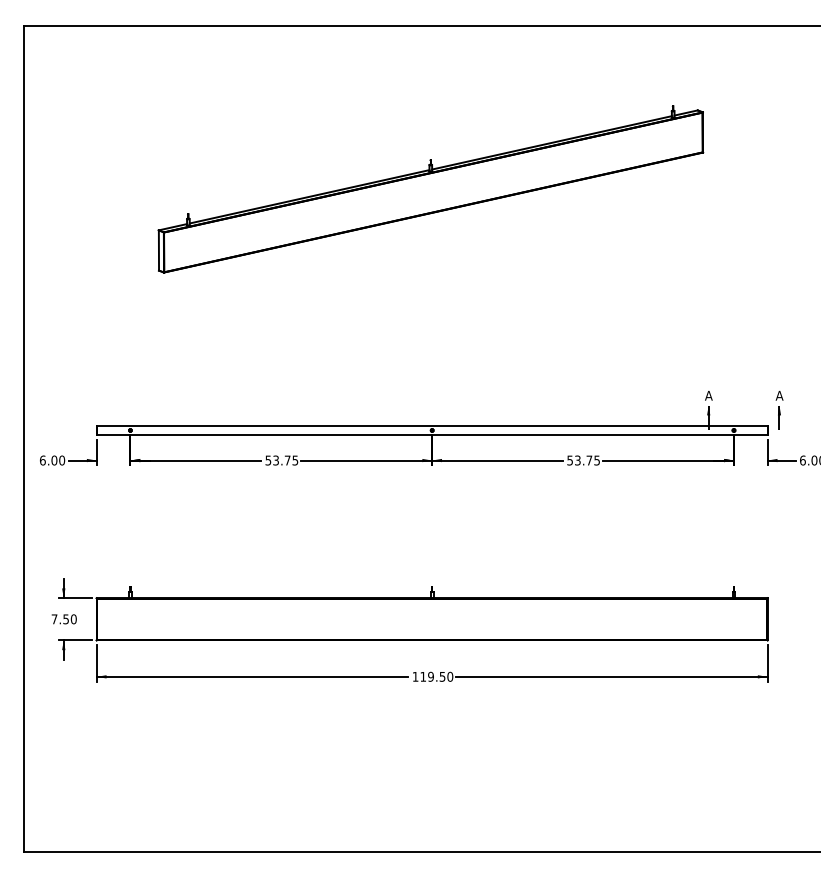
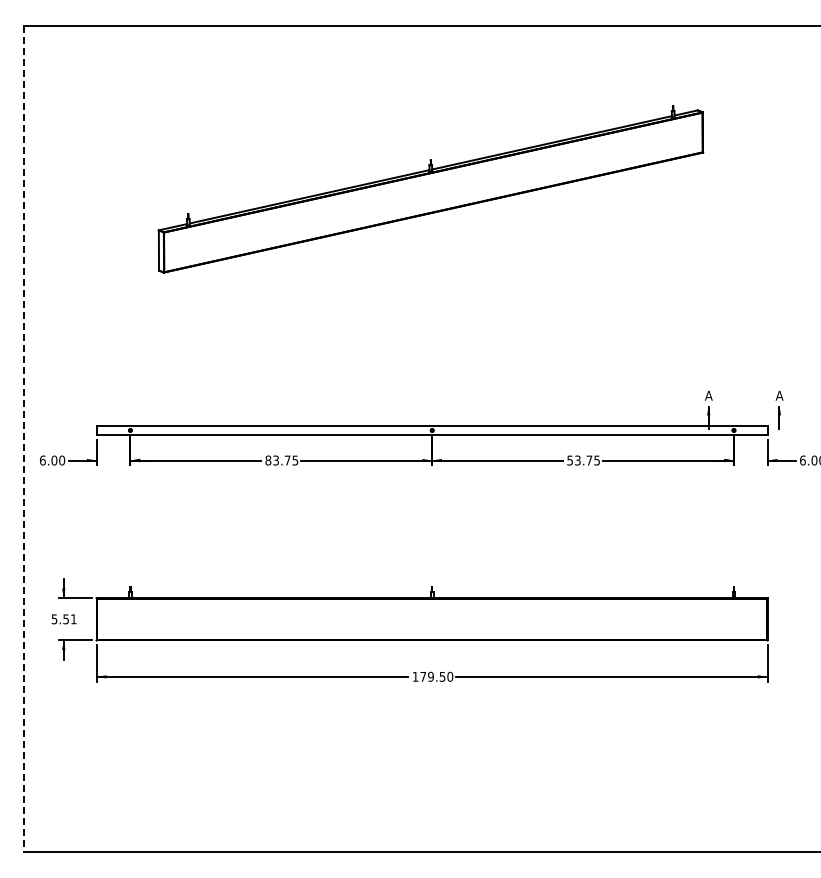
line: solid -> dashed (24, 438)
text: 53.75 -> 83.75 (268, 460)
text: 7.50 -> 5.51 (63, 619)
text: 119.50 -> 179.50 (423, 676)
